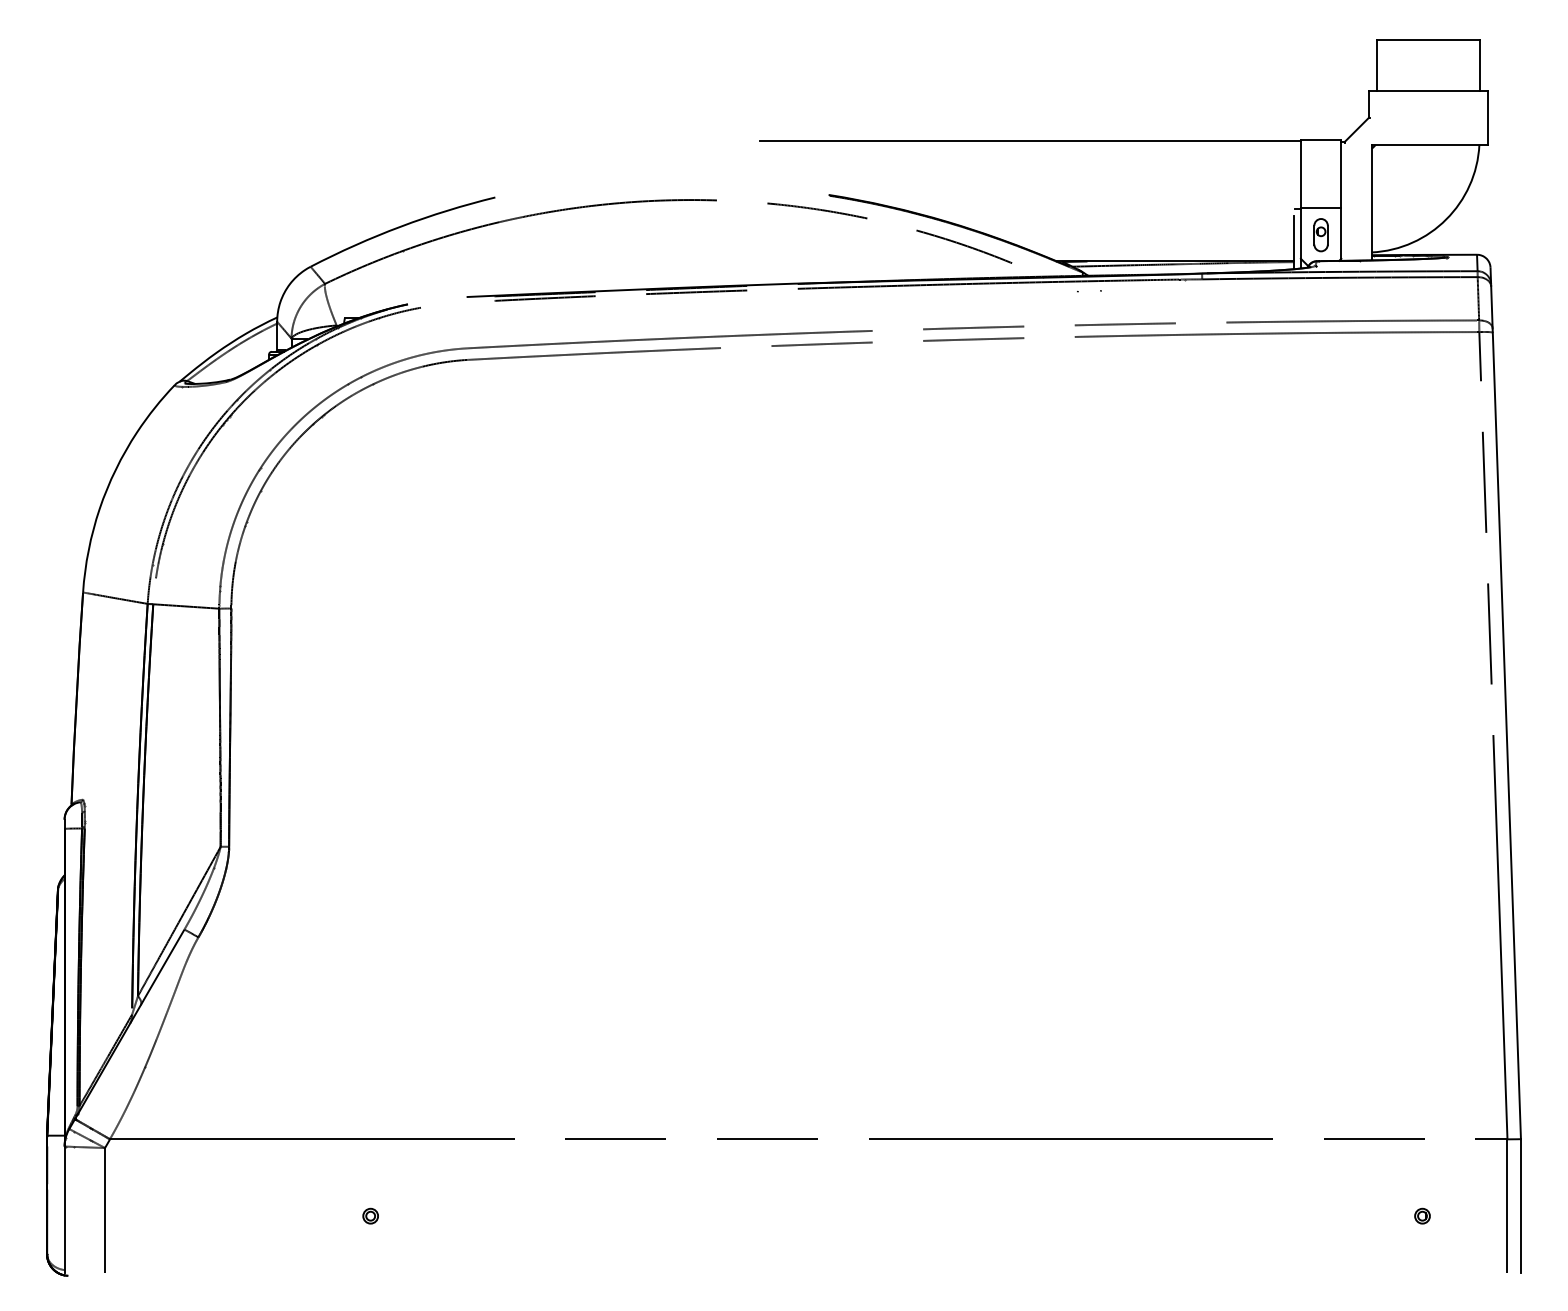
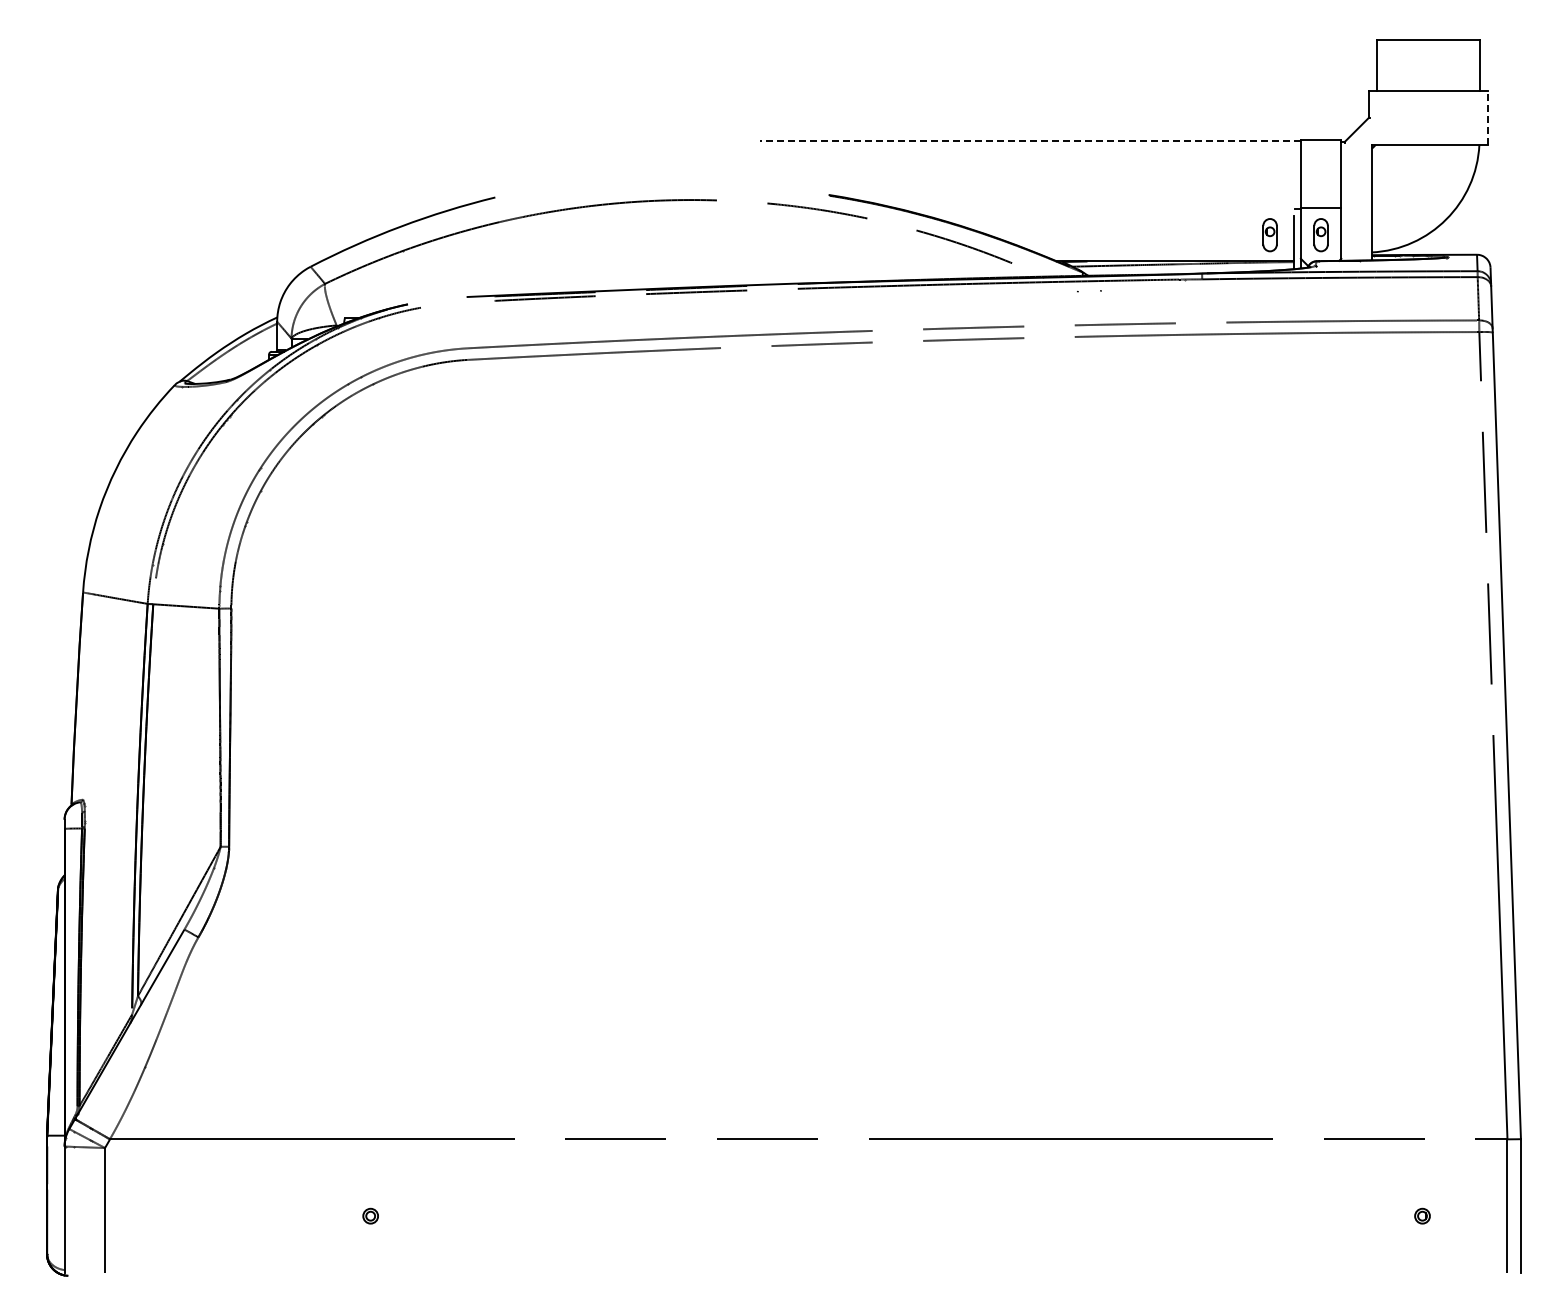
line: solid -> dashed (1487, 117)
line: solid -> dashed (1030, 141)
part: none -> present (1269, 235)
